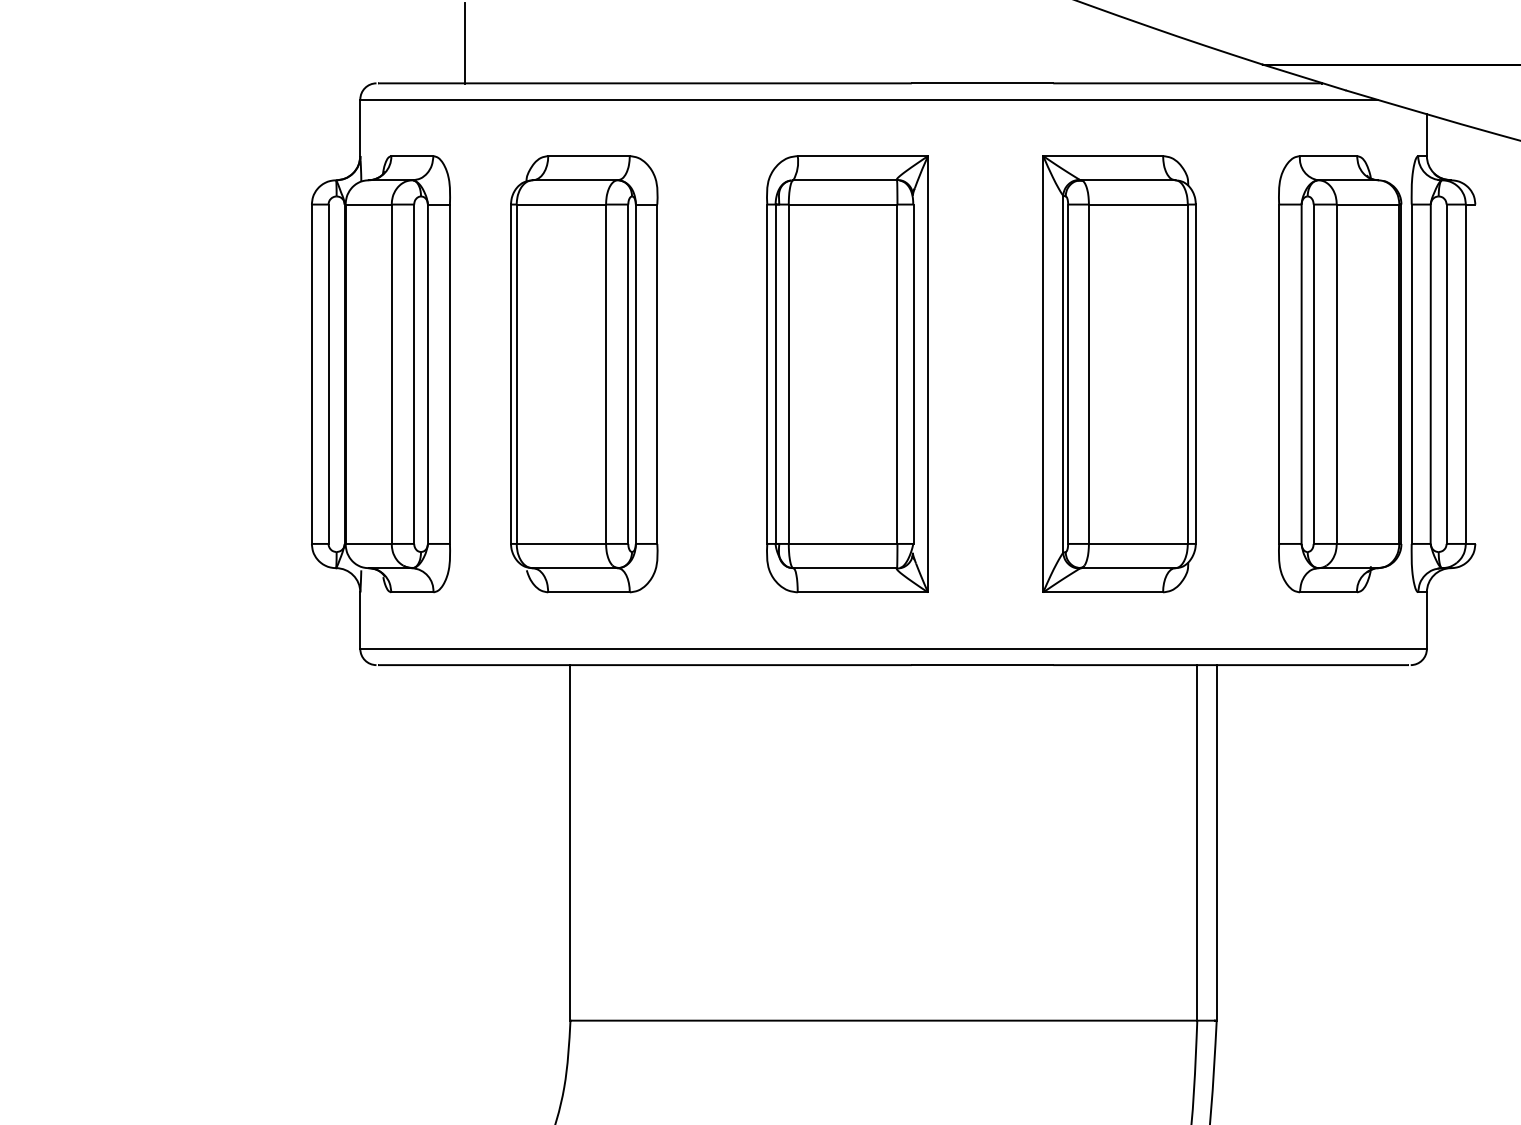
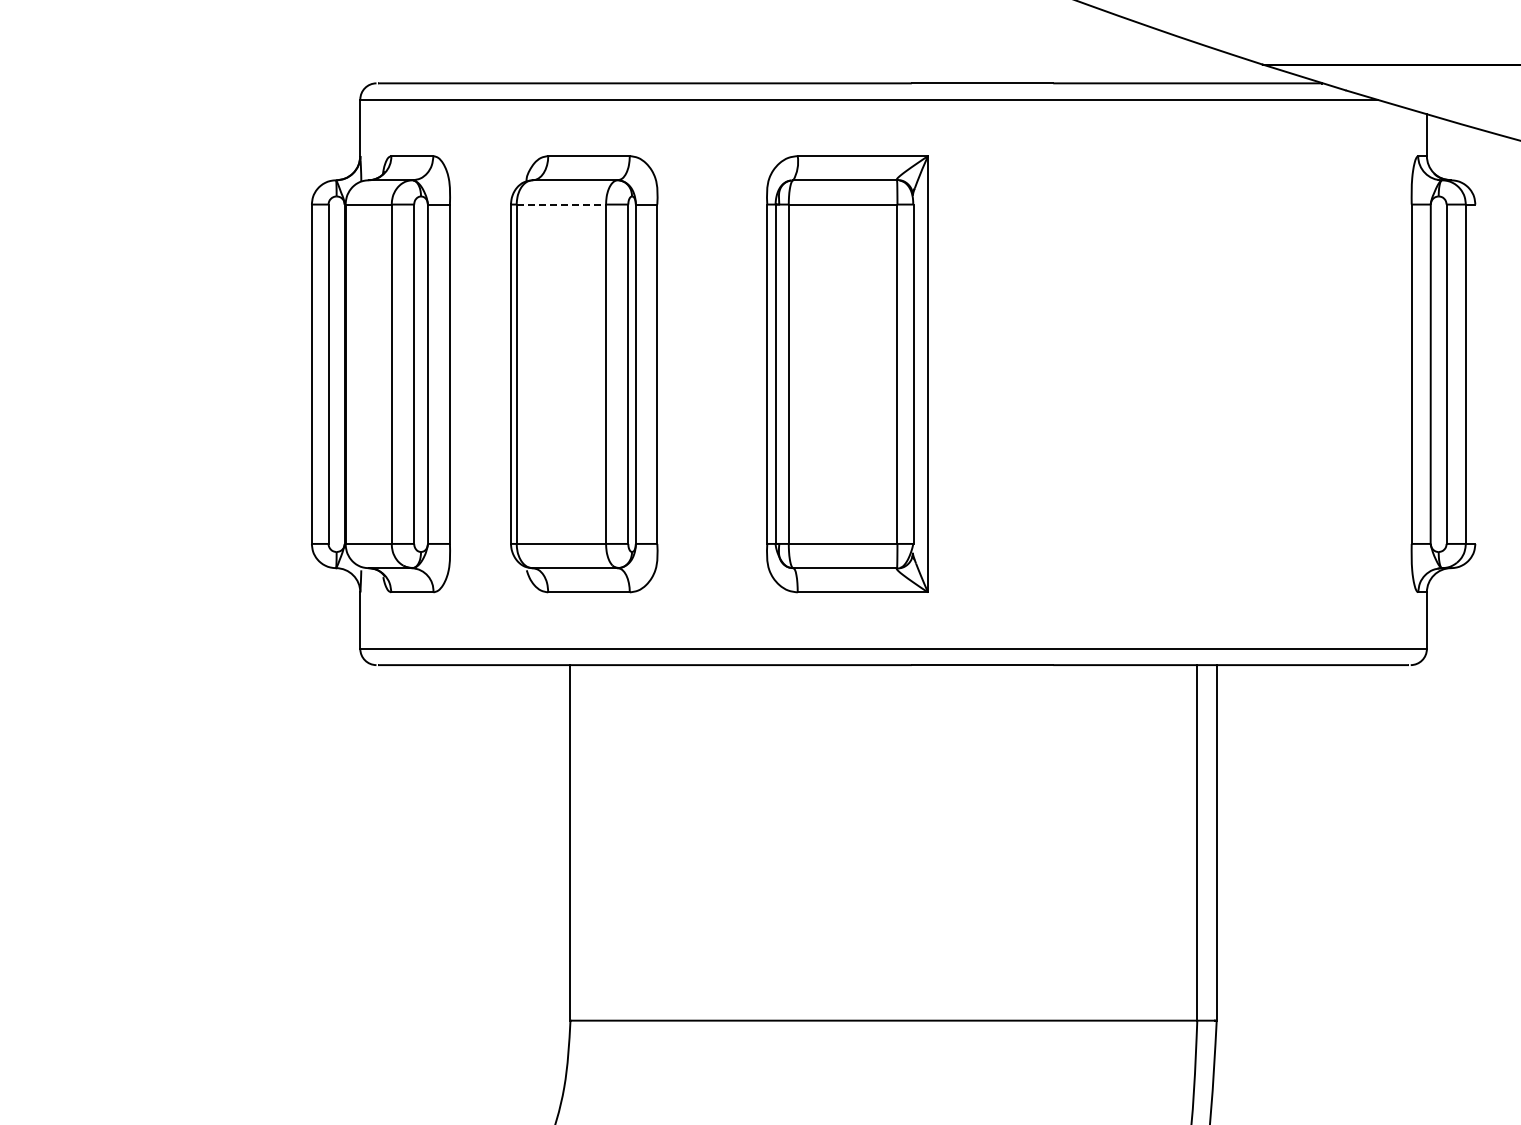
line: present -> none (465, 42)
line: solid -> dashed (561, 204)
part: present -> none (1119, 374)
part: present -> none (1340, 374)
